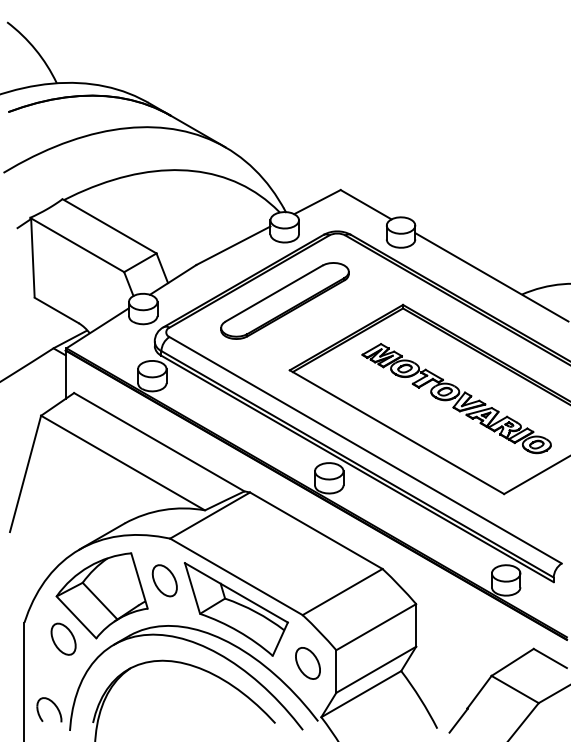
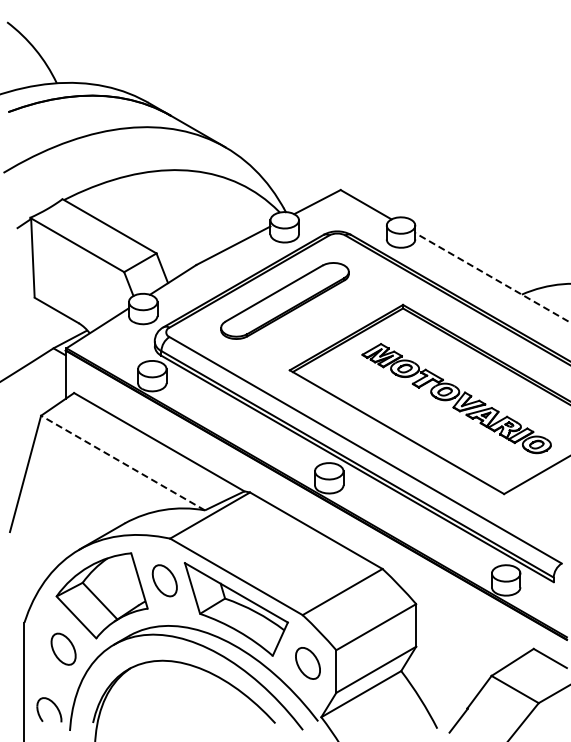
line: solid -> dashed (491, 277)
line: solid -> dashed (123, 463)
part position: (63, 638) -> (63, 648) (63, 648)
